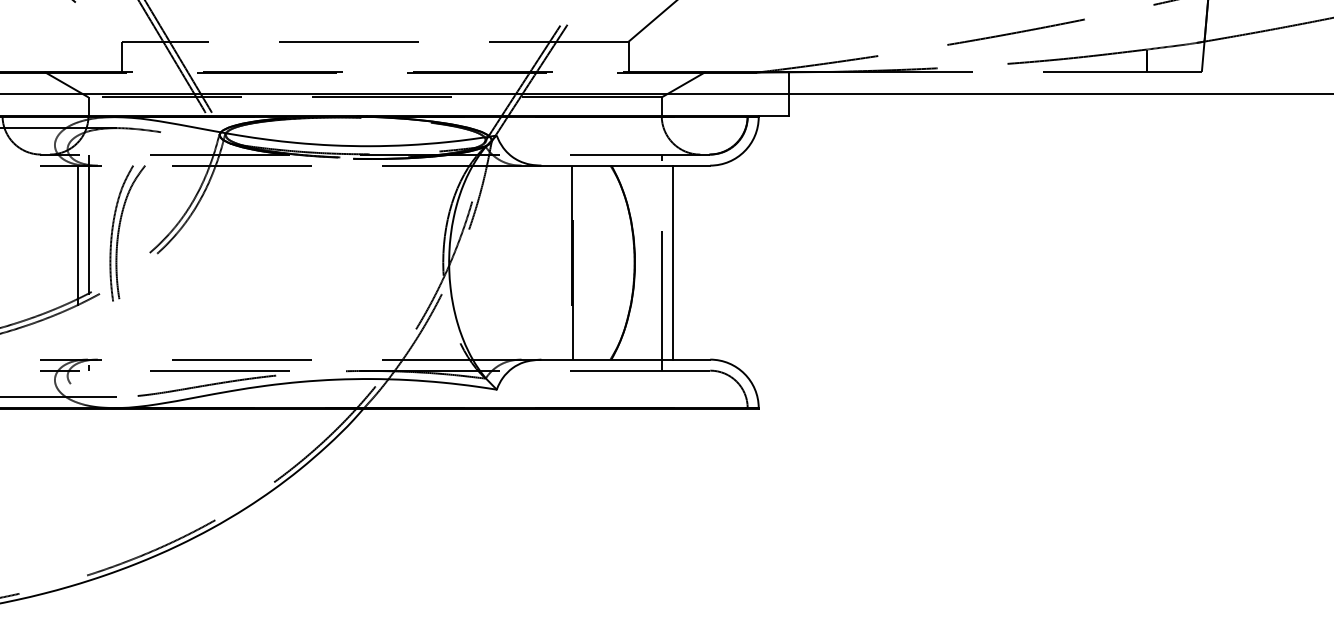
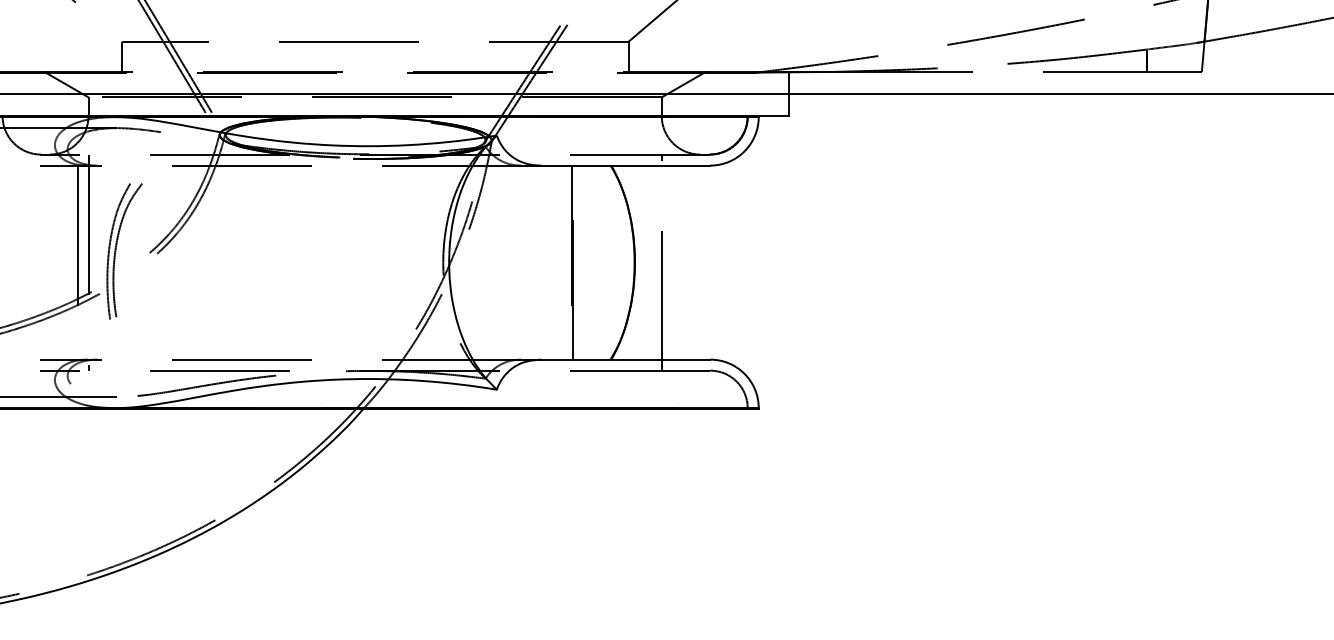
part position: (119, 233) -> (116, 251) (116, 251)
line: present -> none (672, 262)
